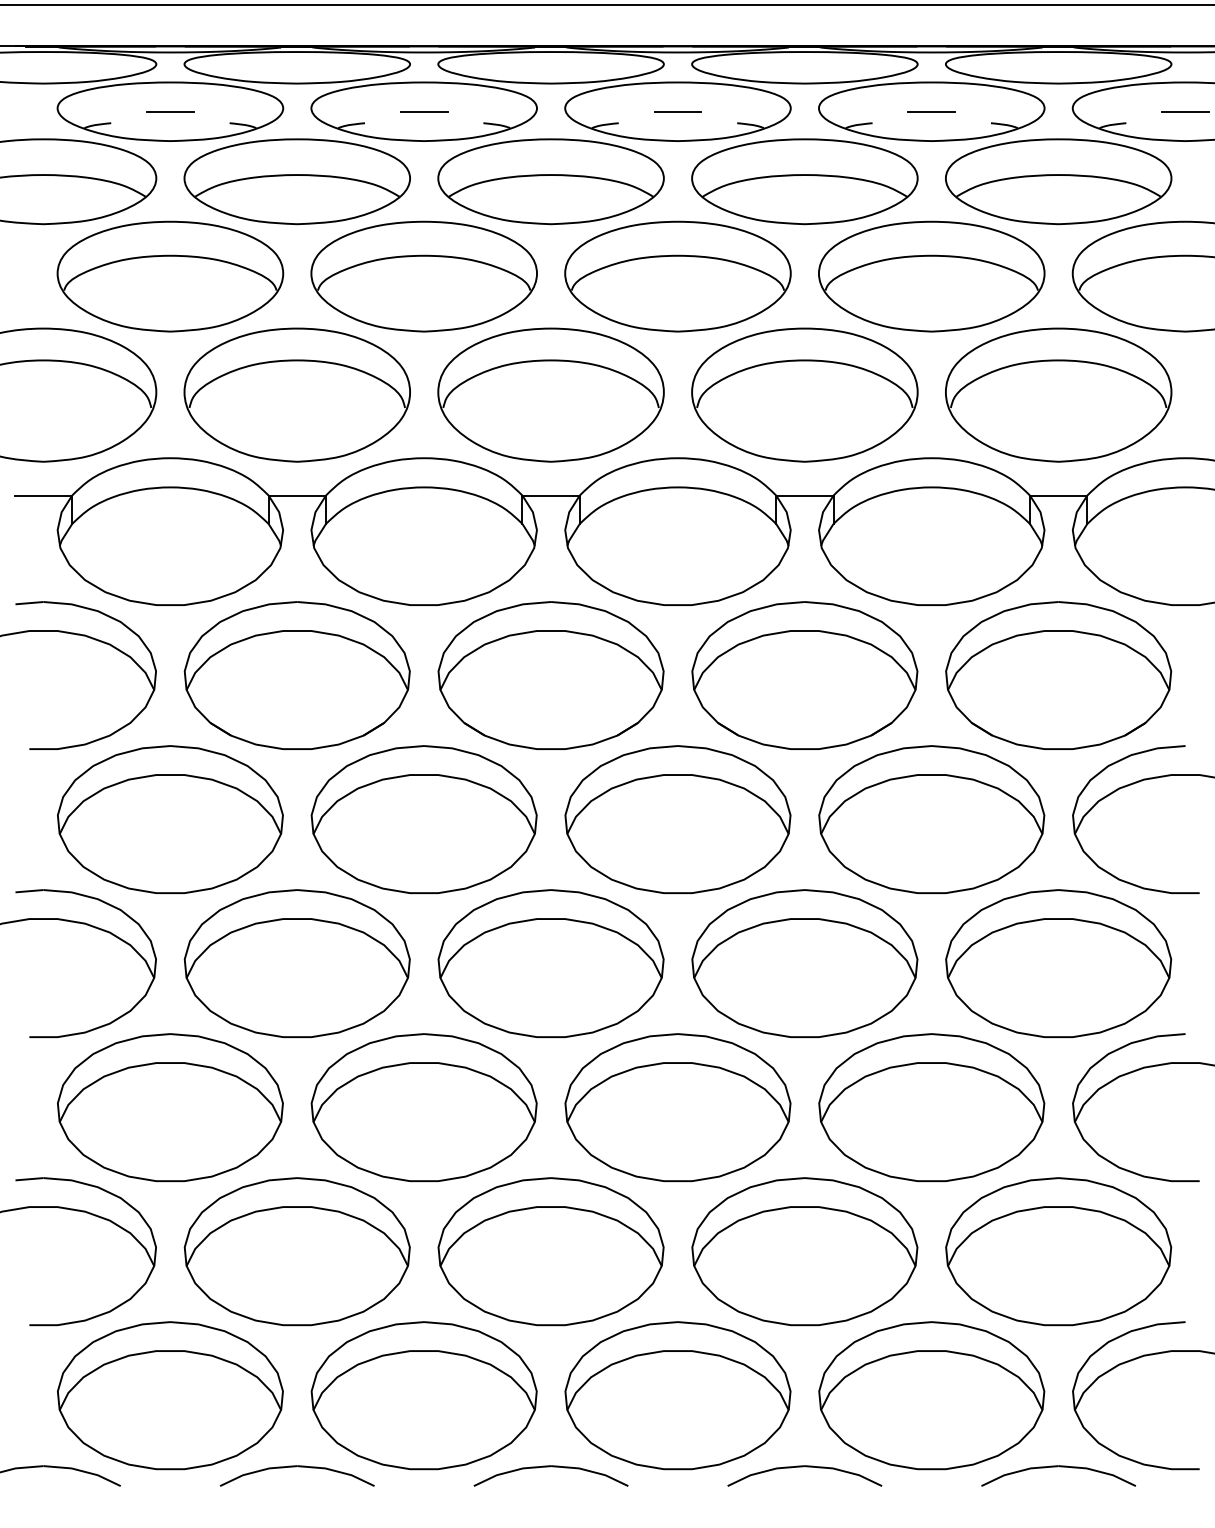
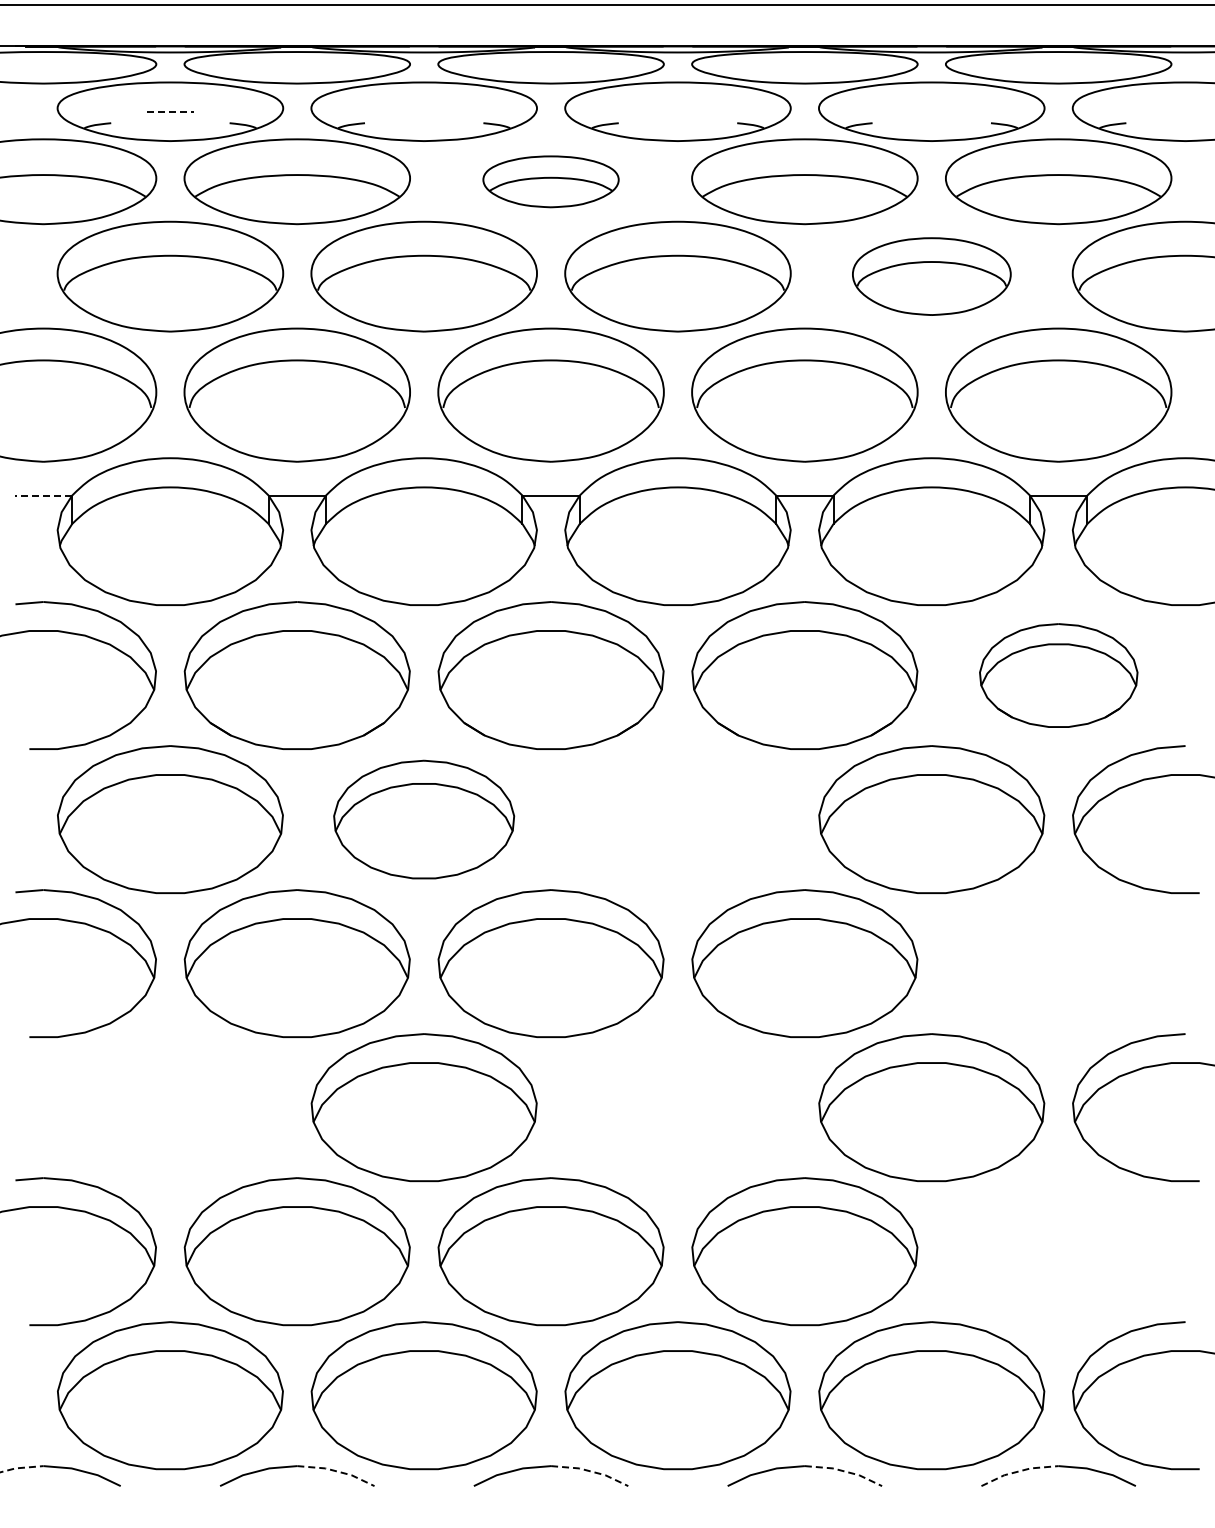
line: solid -> dashed (170, 111)
line: present -> none (423, 111)
line: present -> none (677, 111)
line: present -> none (931, 111)
line: present -> none (1185, 111)
part size: 228x88 px -> 138x54 px (550, 181)
part size: 228x113 px -> 160x79 px (931, 276)
line: solid -> dashed (43, 495)
part size: 228x149 px -> 160x105 px (1058, 675)
part size: 228x149 px -> 183x121 px (424, 819)
part: present -> none (677, 819)
part: present -> none (1058, 963)
part: present -> none (170, 1107)
part: present -> none (677, 1107)
part: present -> none (1058, 1251)
line: solid -> dashed (21, 1467)
line: solid -> dashed (337, 1471)
line: solid -> dashed (591, 1471)
line: solid -> dashed (845, 1471)
line: solid -> dashed (1019, 1471)
